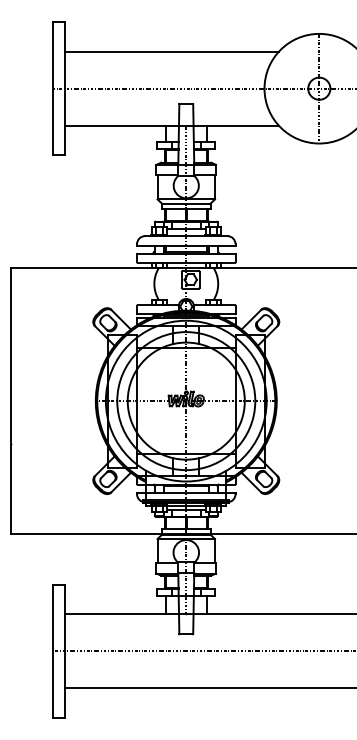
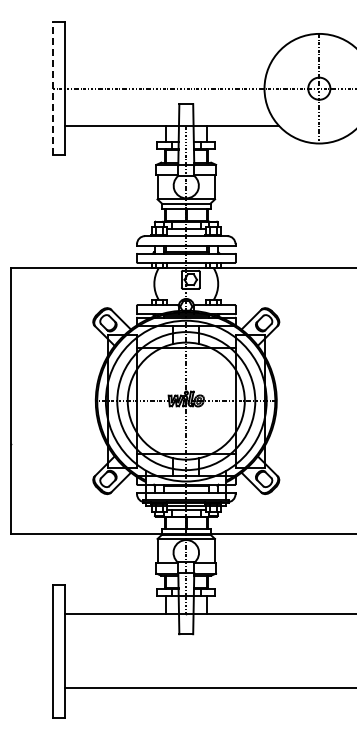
line: present -> none (171, 51)
line: solid -> dashed (53, 88)
line: present -> none (203, 651)
